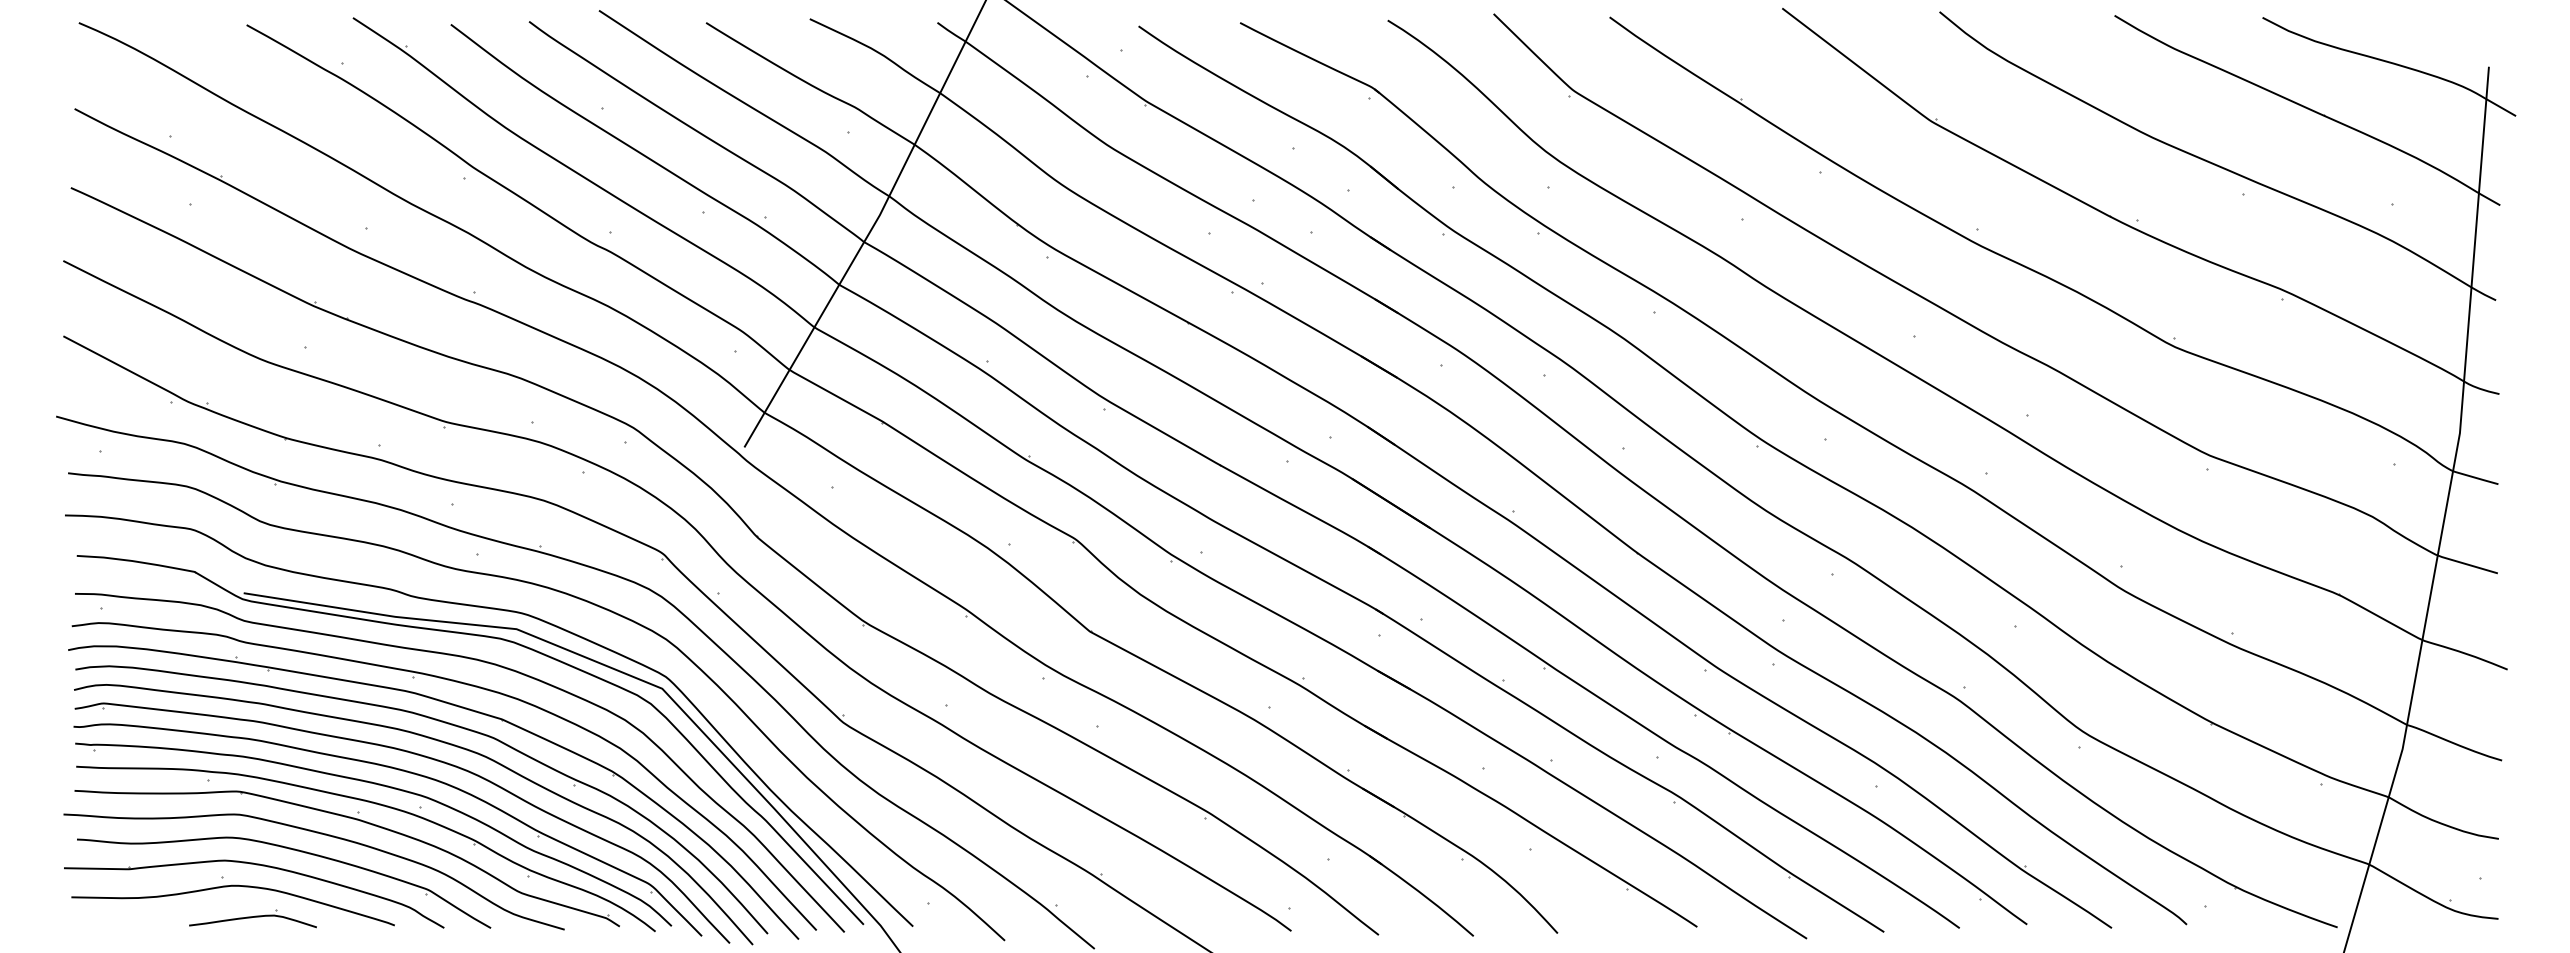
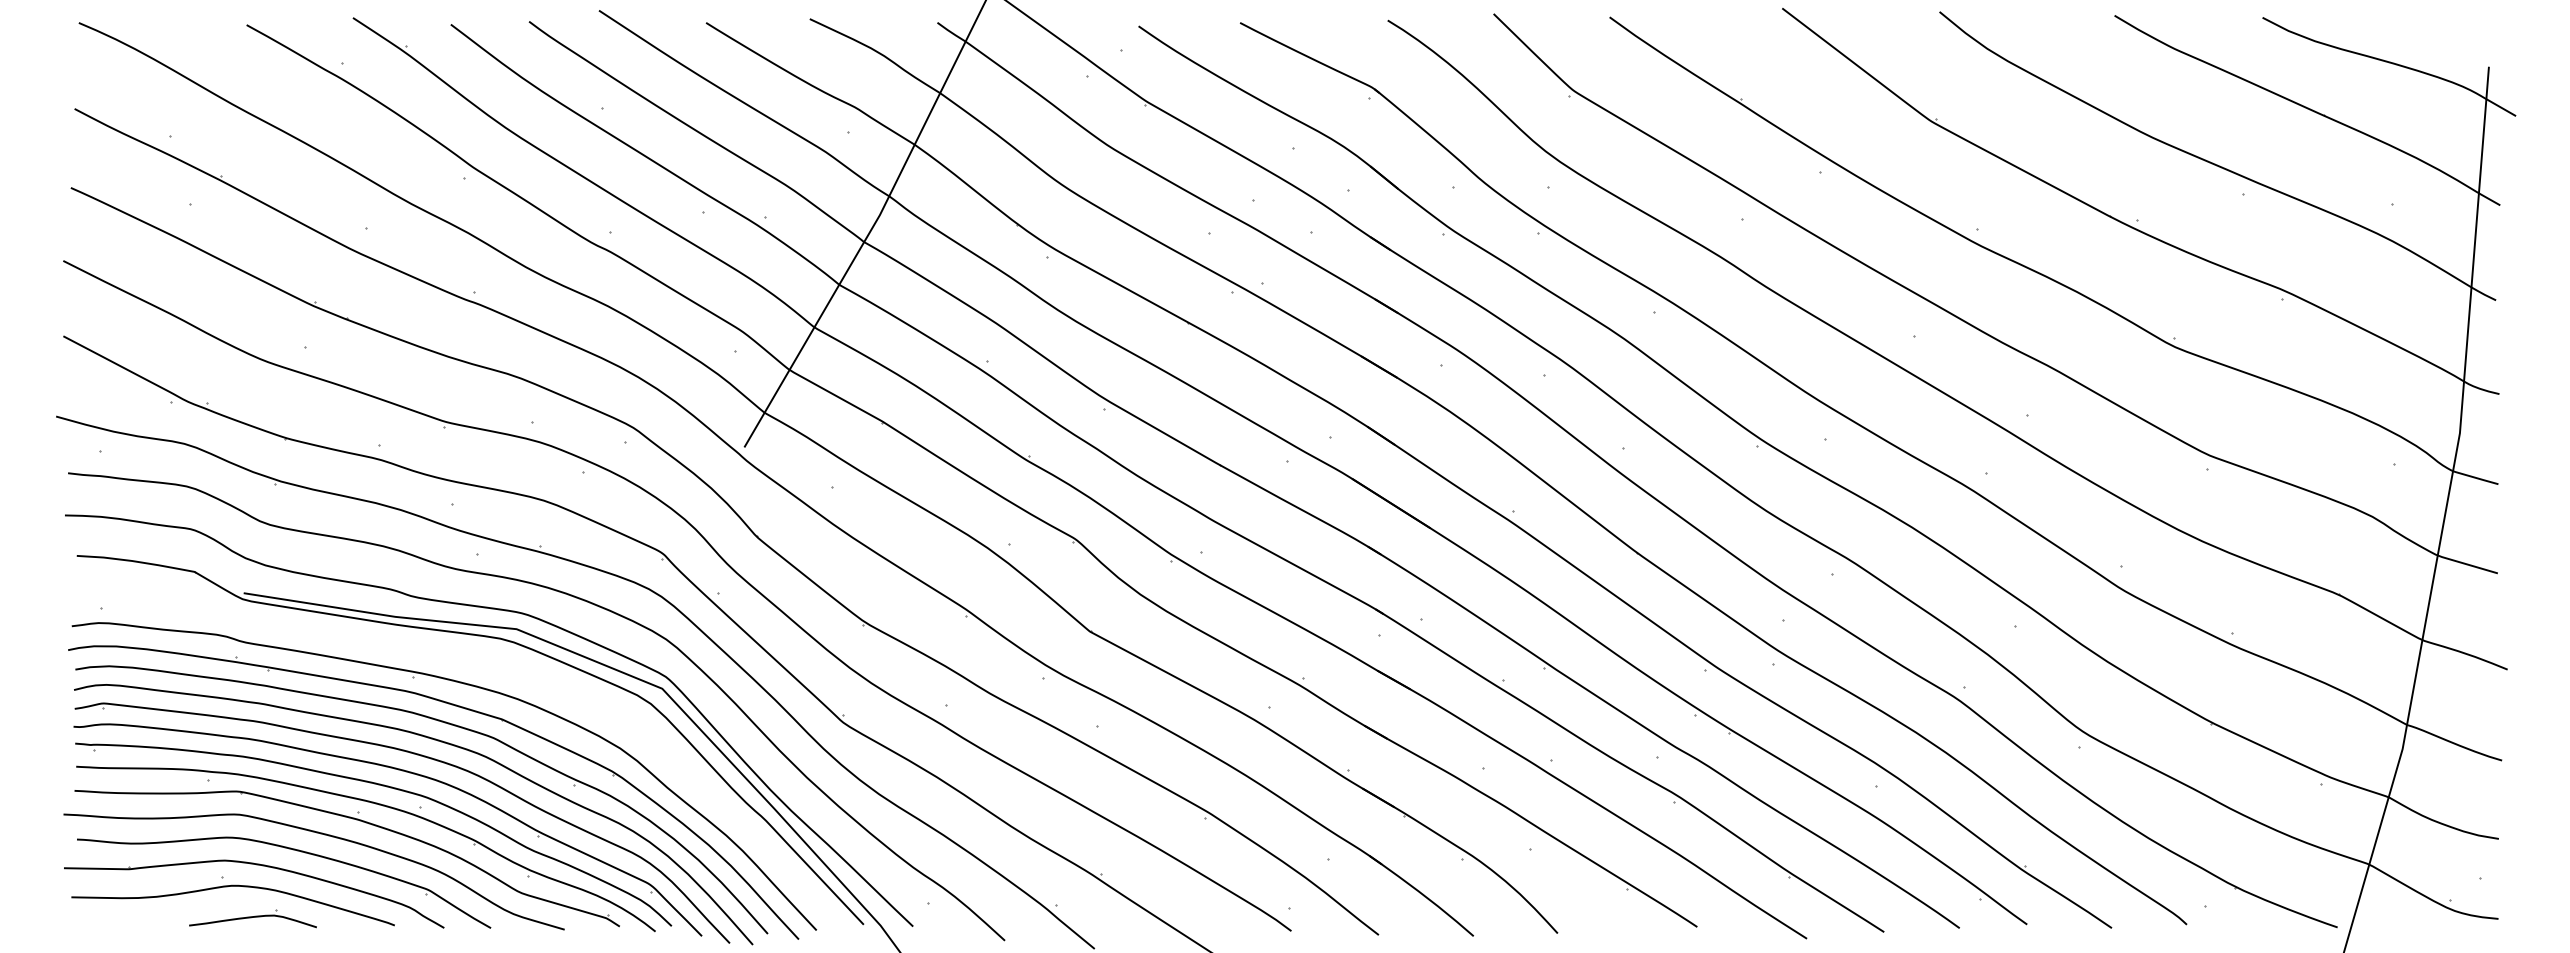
curve: present -> none (486, 663)
